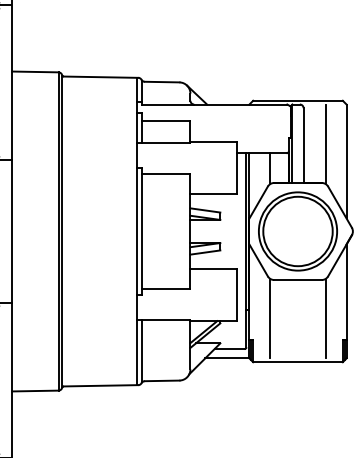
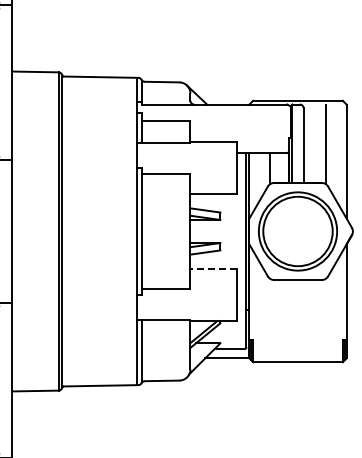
line: solid -> dashed (213, 268)
line: present -> none (269, 319)
line: present -> none (326, 319)
